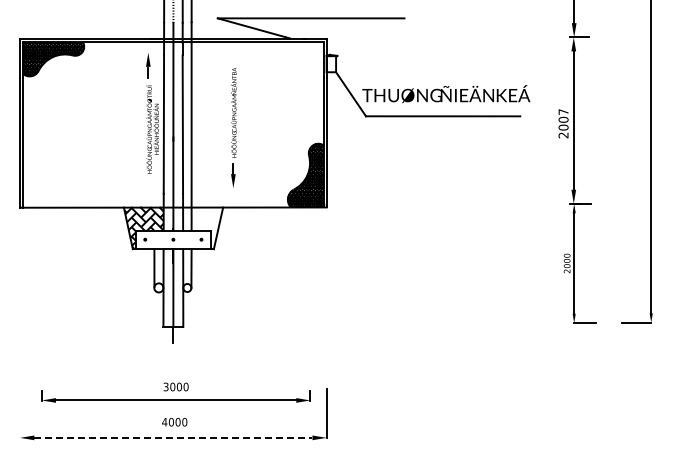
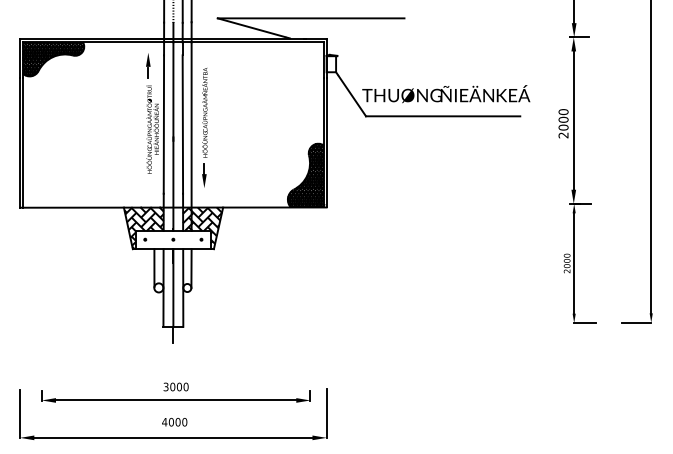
text: 2007 -> 2000 (563, 112)
part position: (233, 127) -> (204, 127) (204, 127)
hatch: none -> present (202, 228)
line: none -> present (20, 413)
line: dashed -> solid (173, 437)
